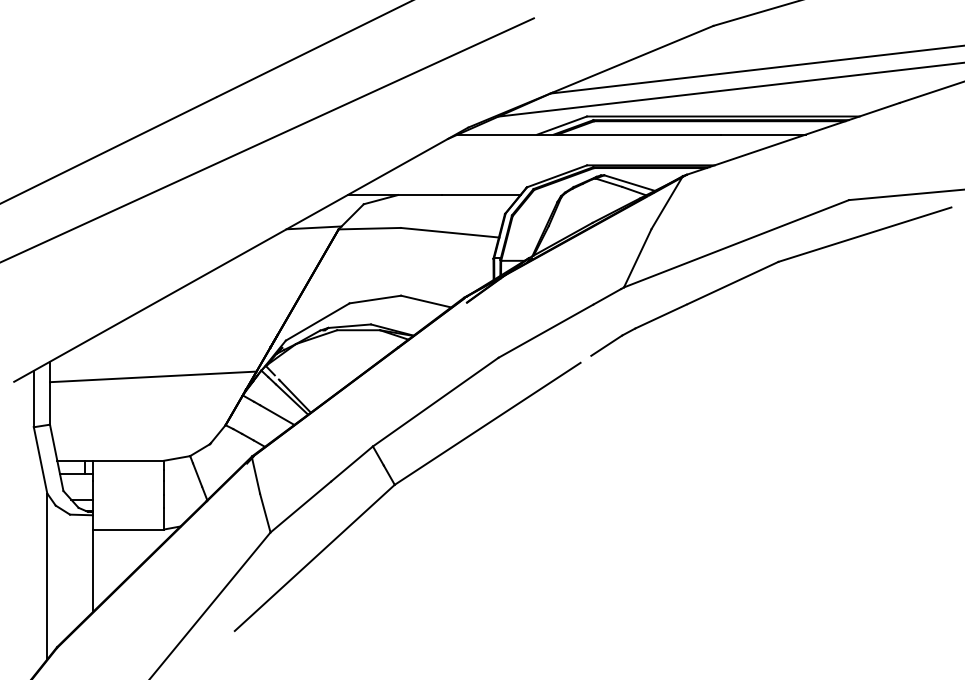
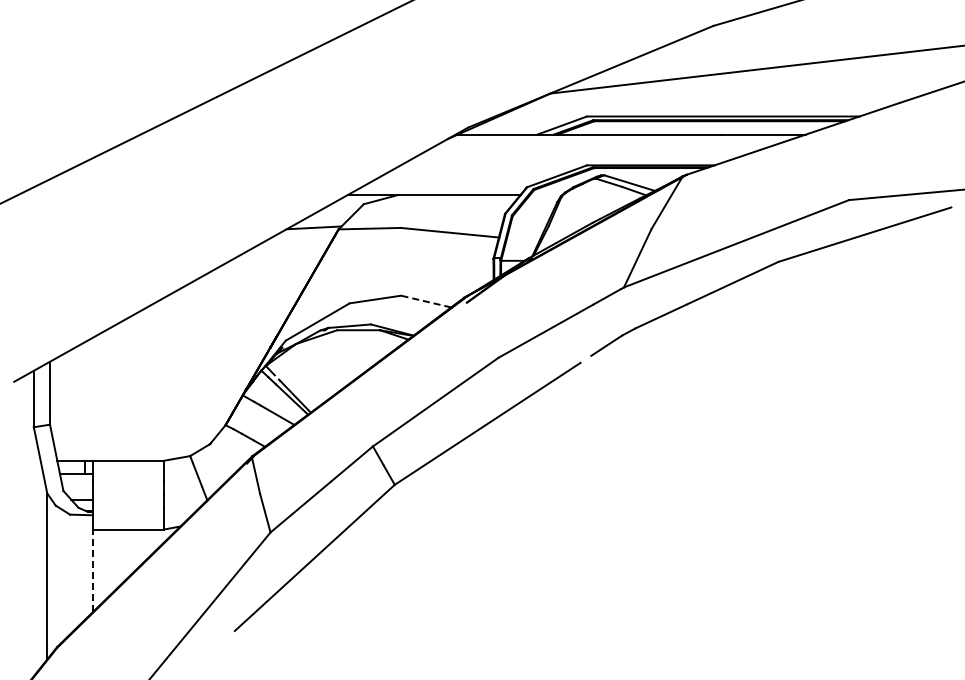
line: present -> none (729, 89)
line: present -> none (267, 139)
line: solid -> dashed (426, 301)
line: present -> none (153, 376)
line: solid -> dashed (92, 570)
